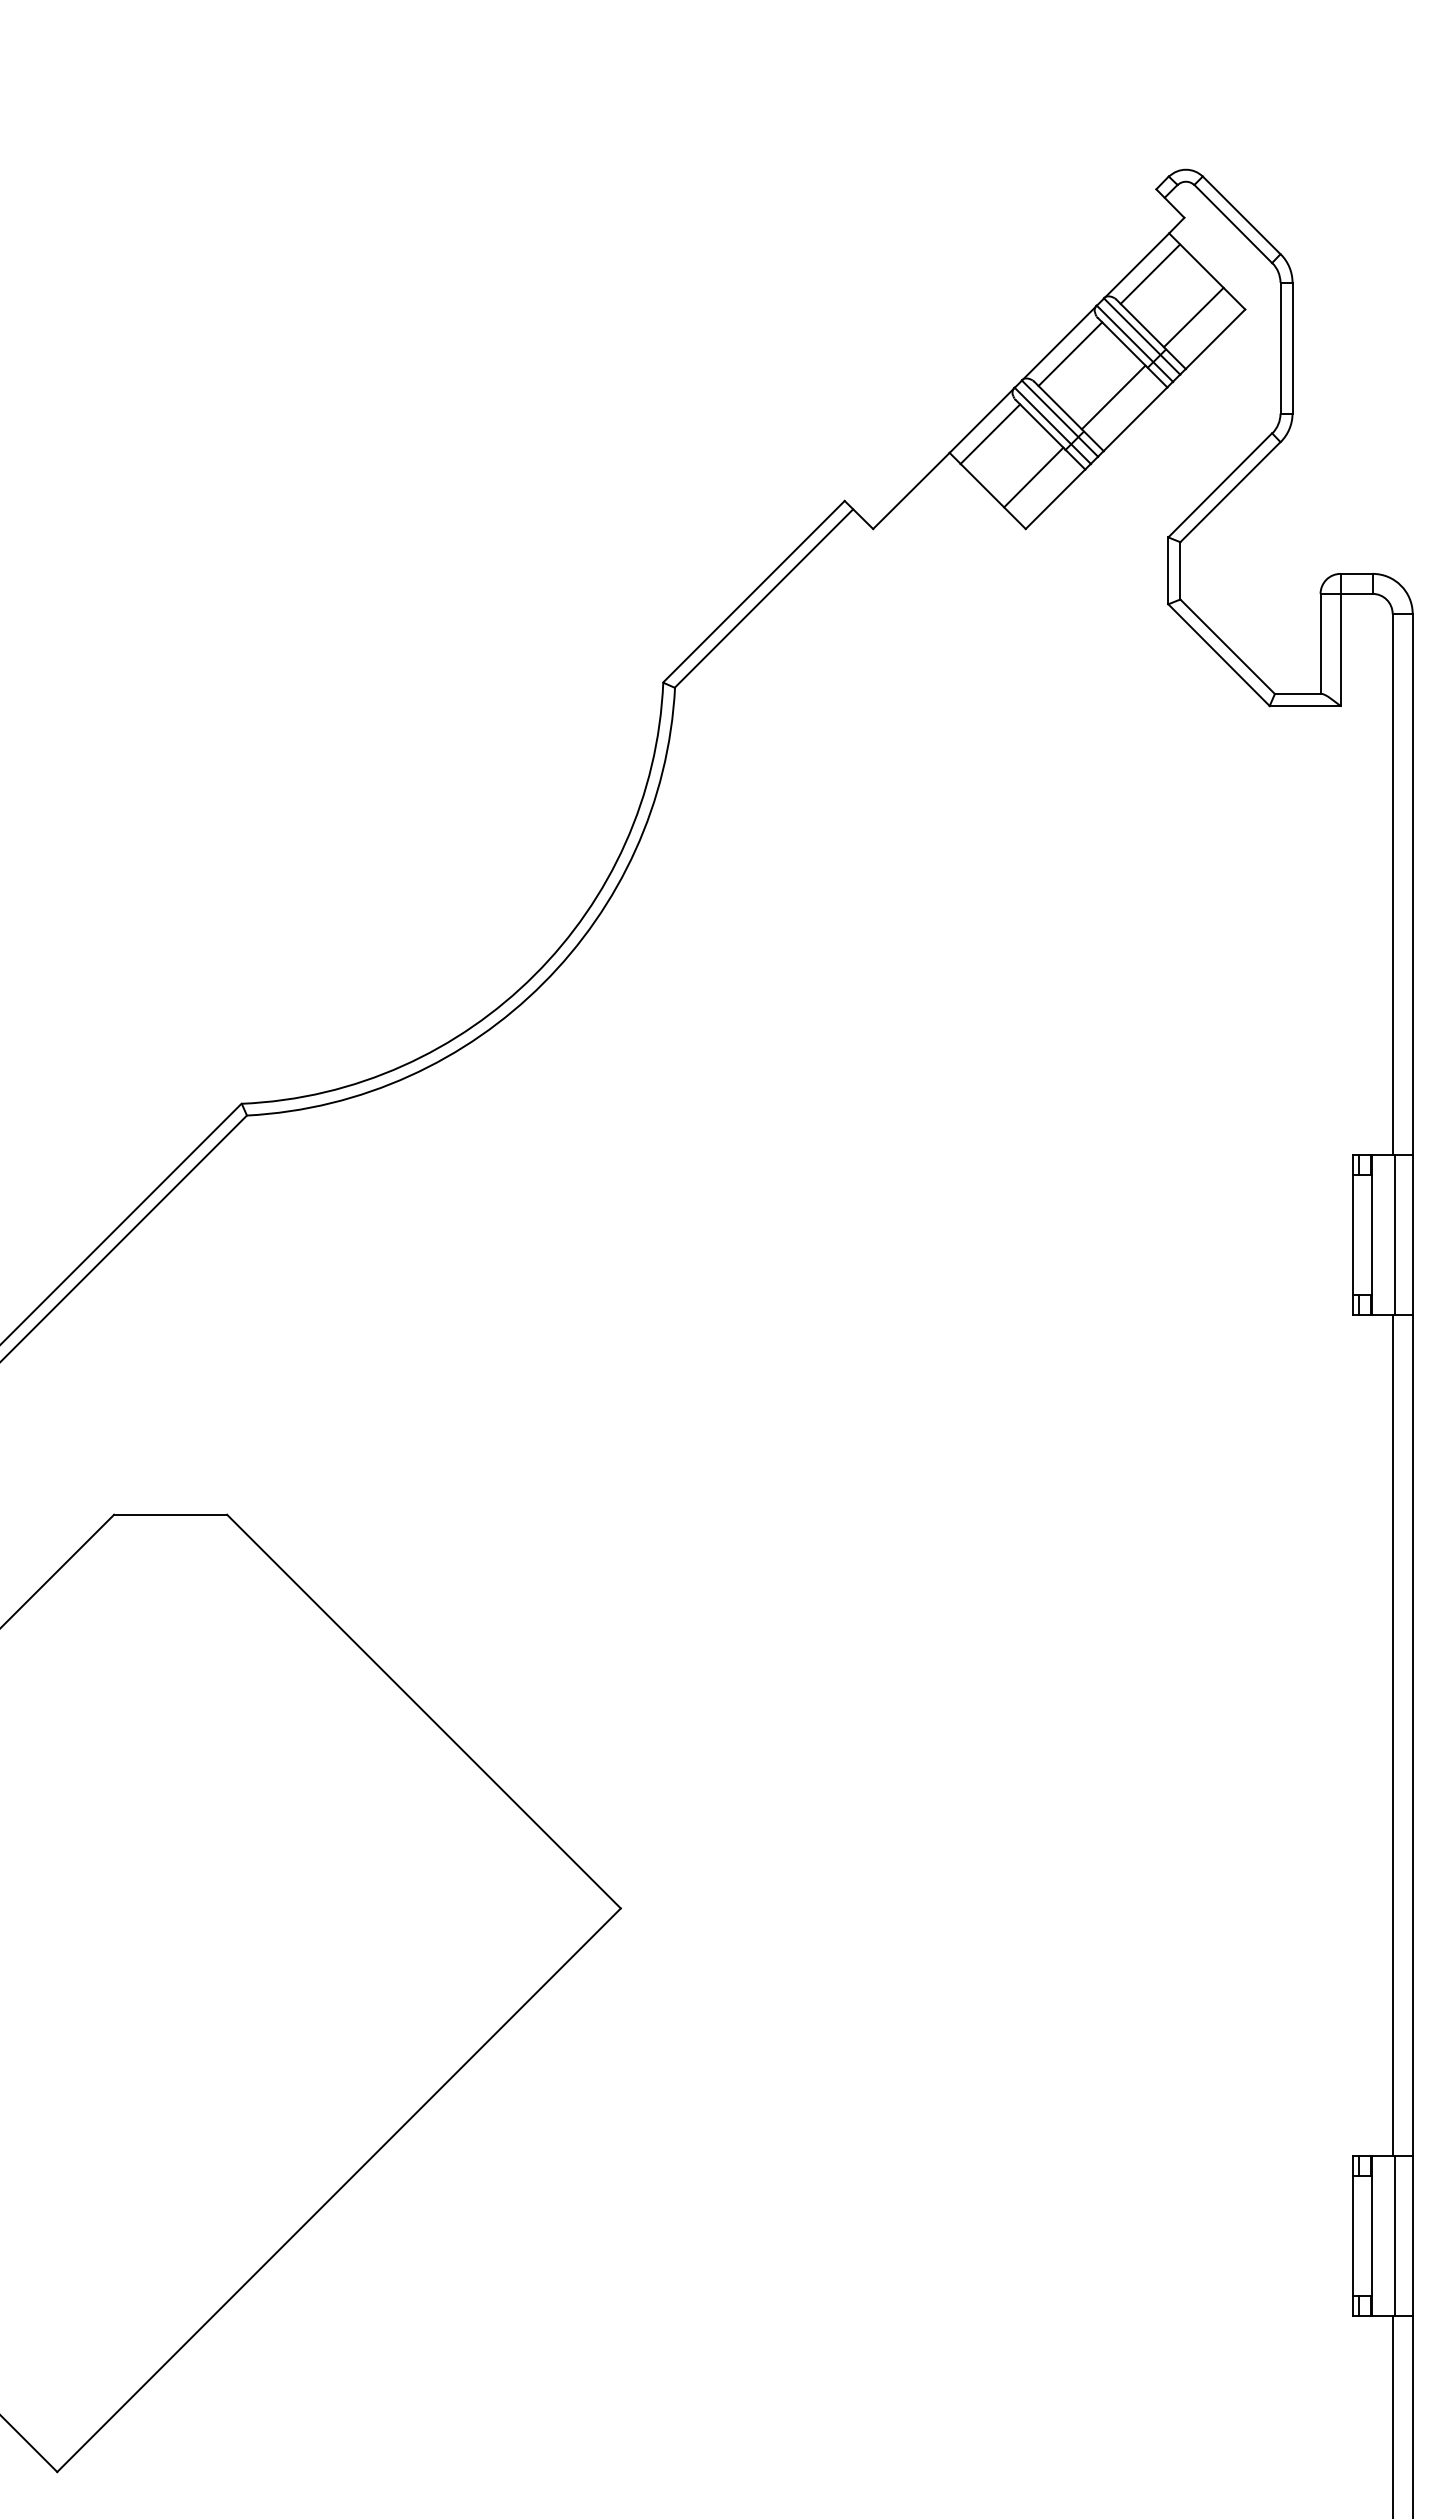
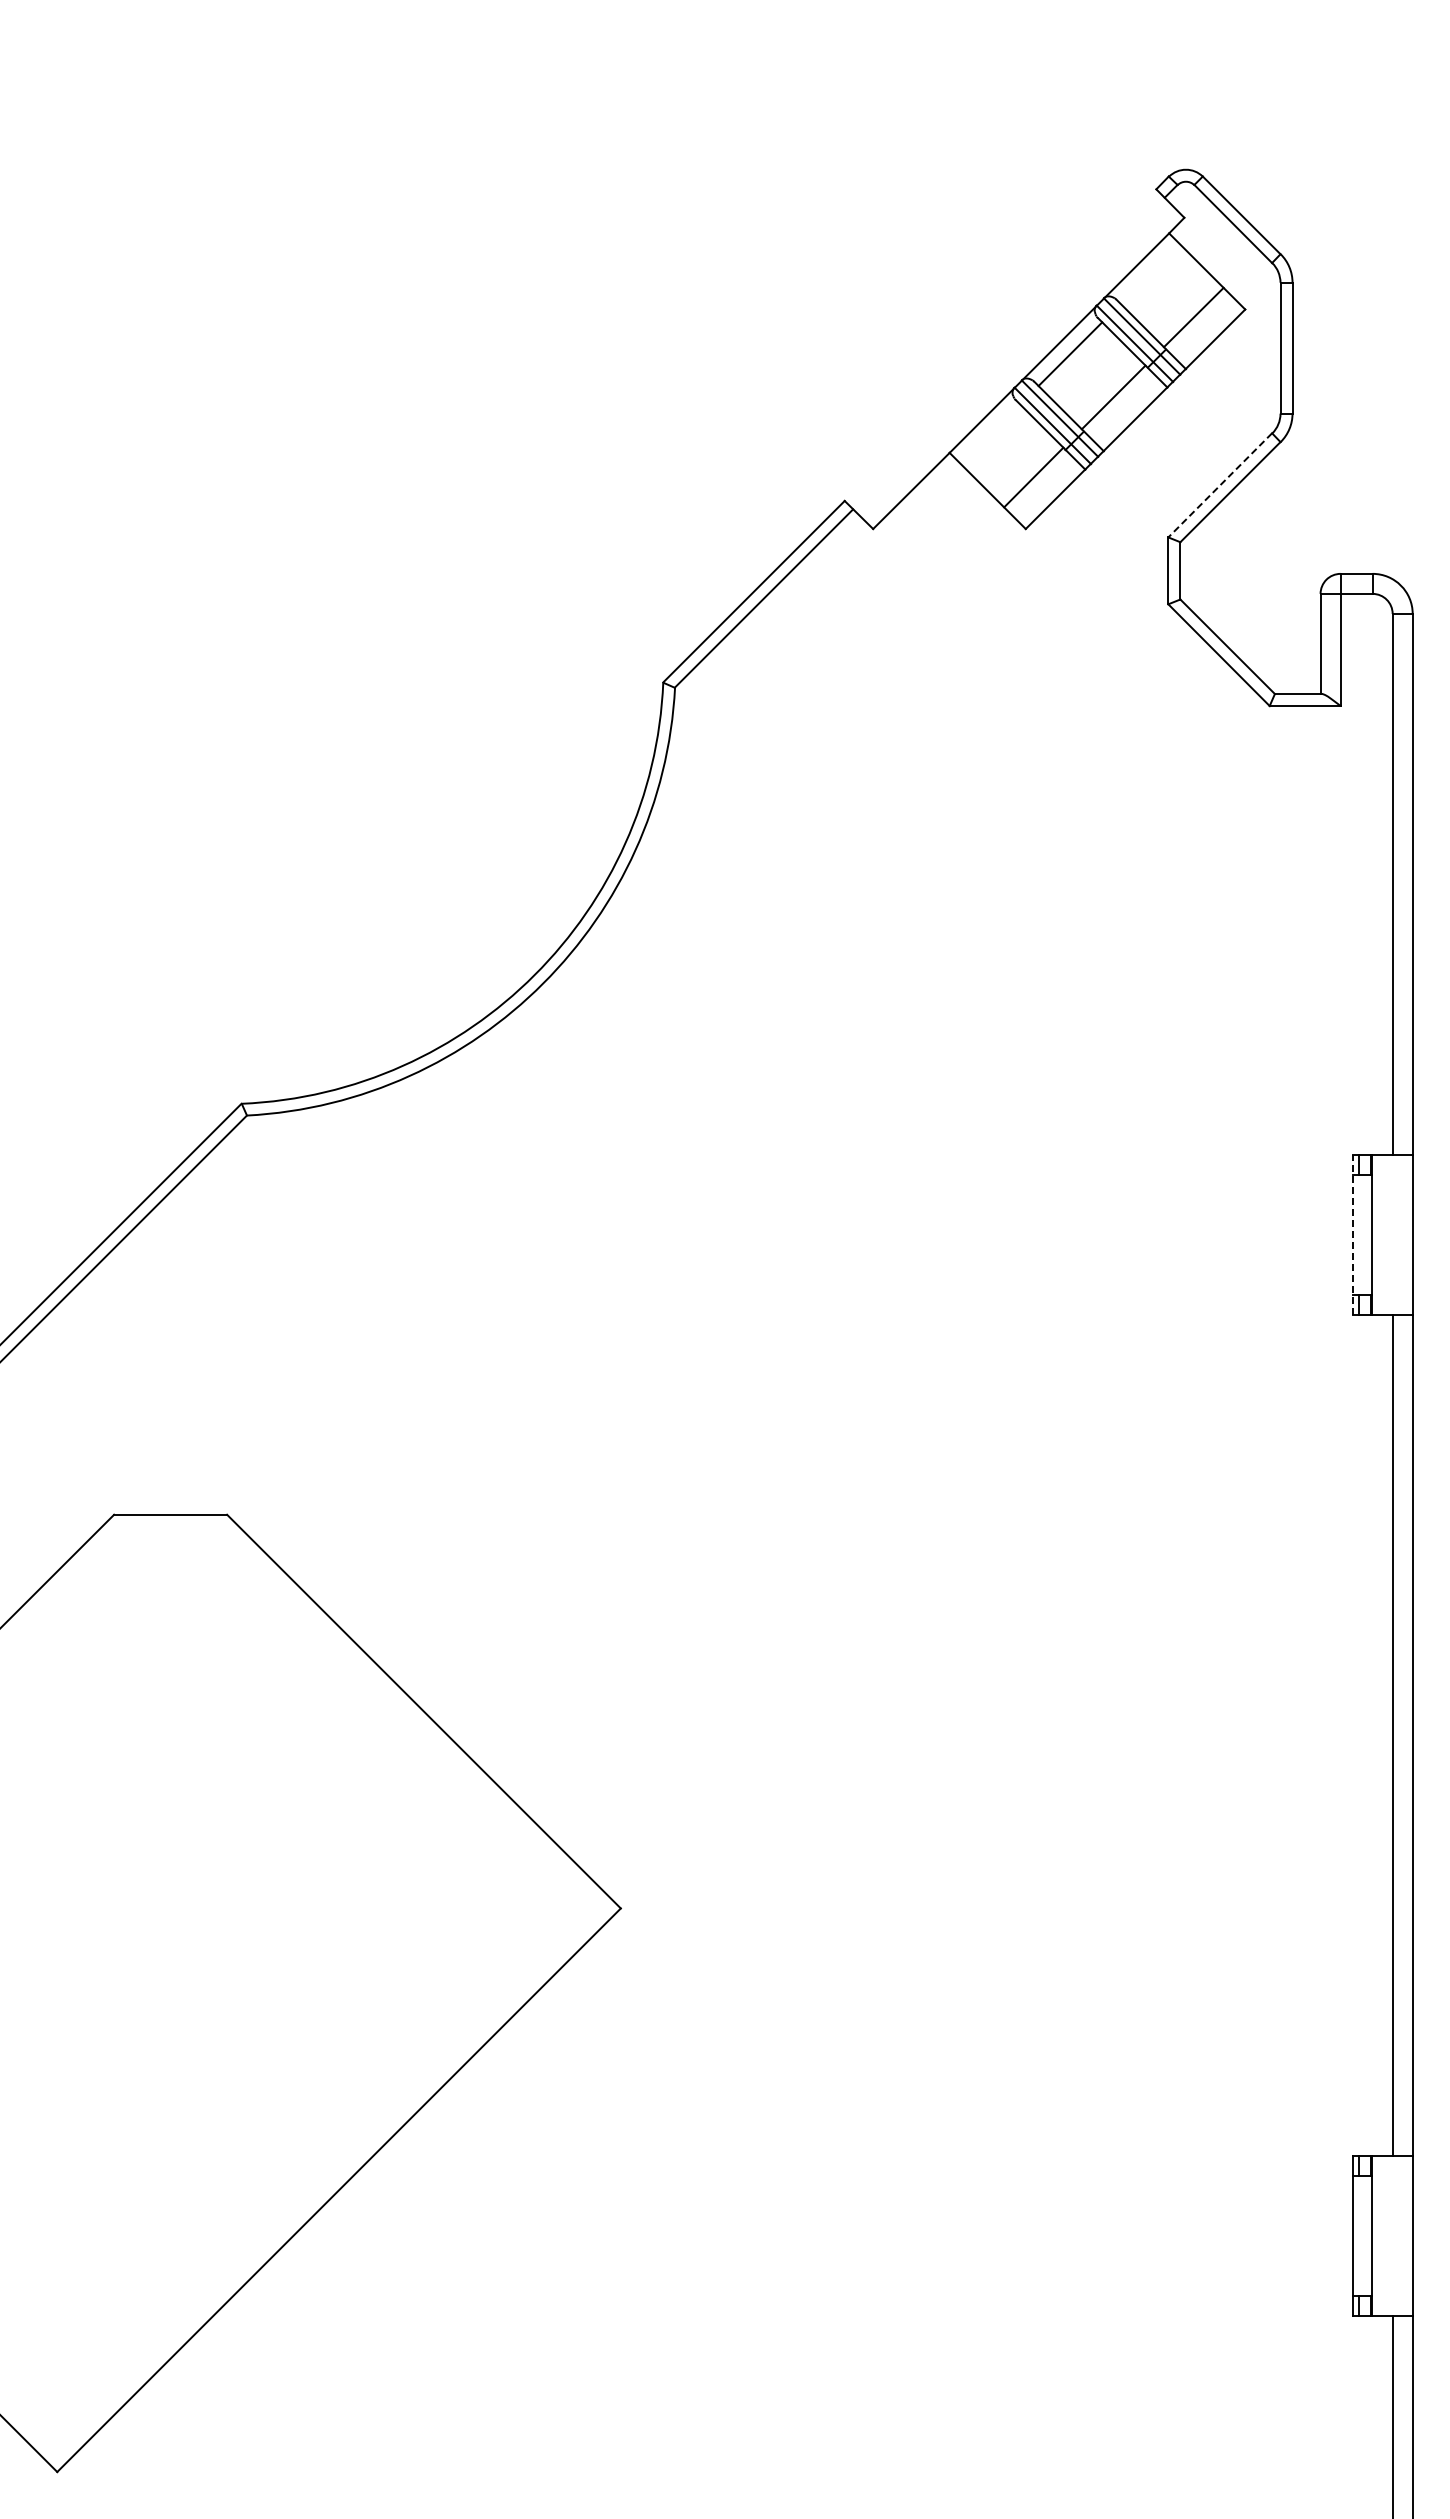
line: present -> none (1149, 273)
line: present -> none (990, 434)
line: solid -> dashed (1219, 485)
line: solid -> dashed (1352, 1234)
line: present -> none (1395, 1234)
line: present -> none (1395, 2235)
